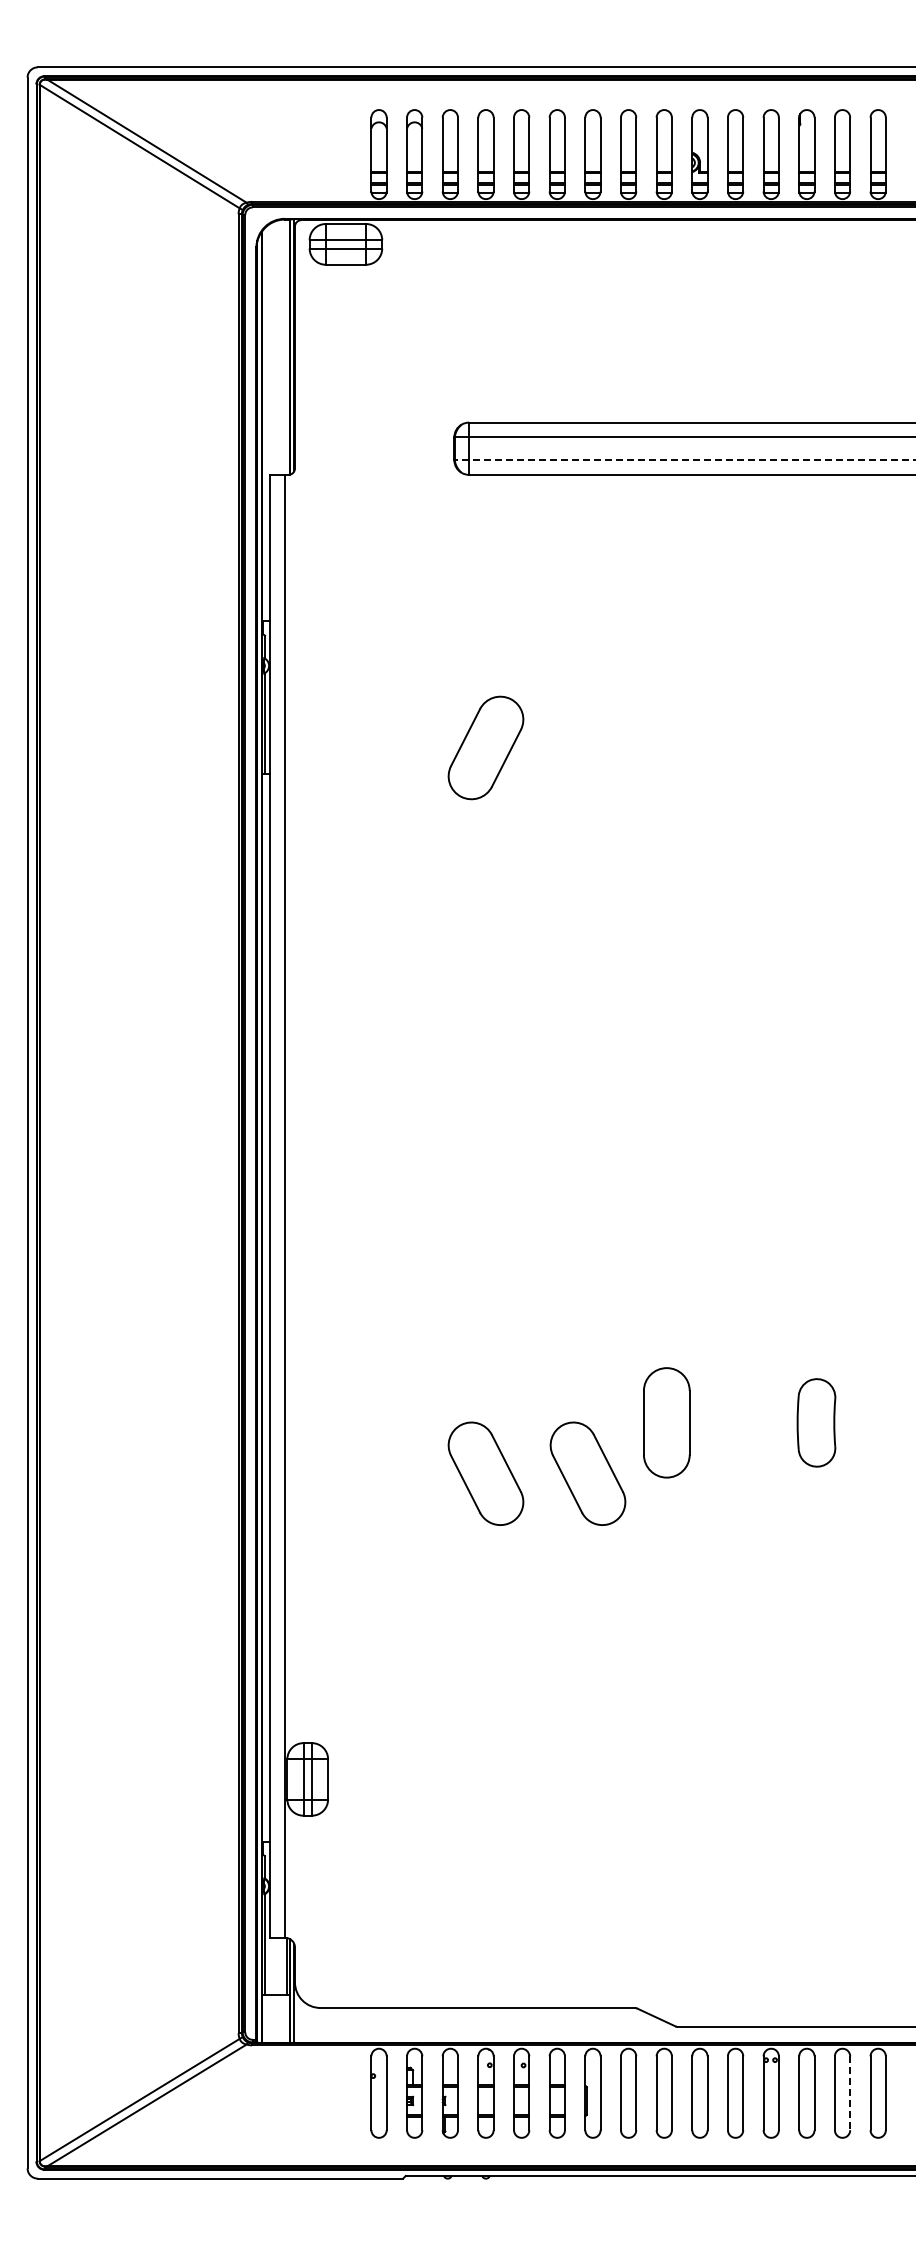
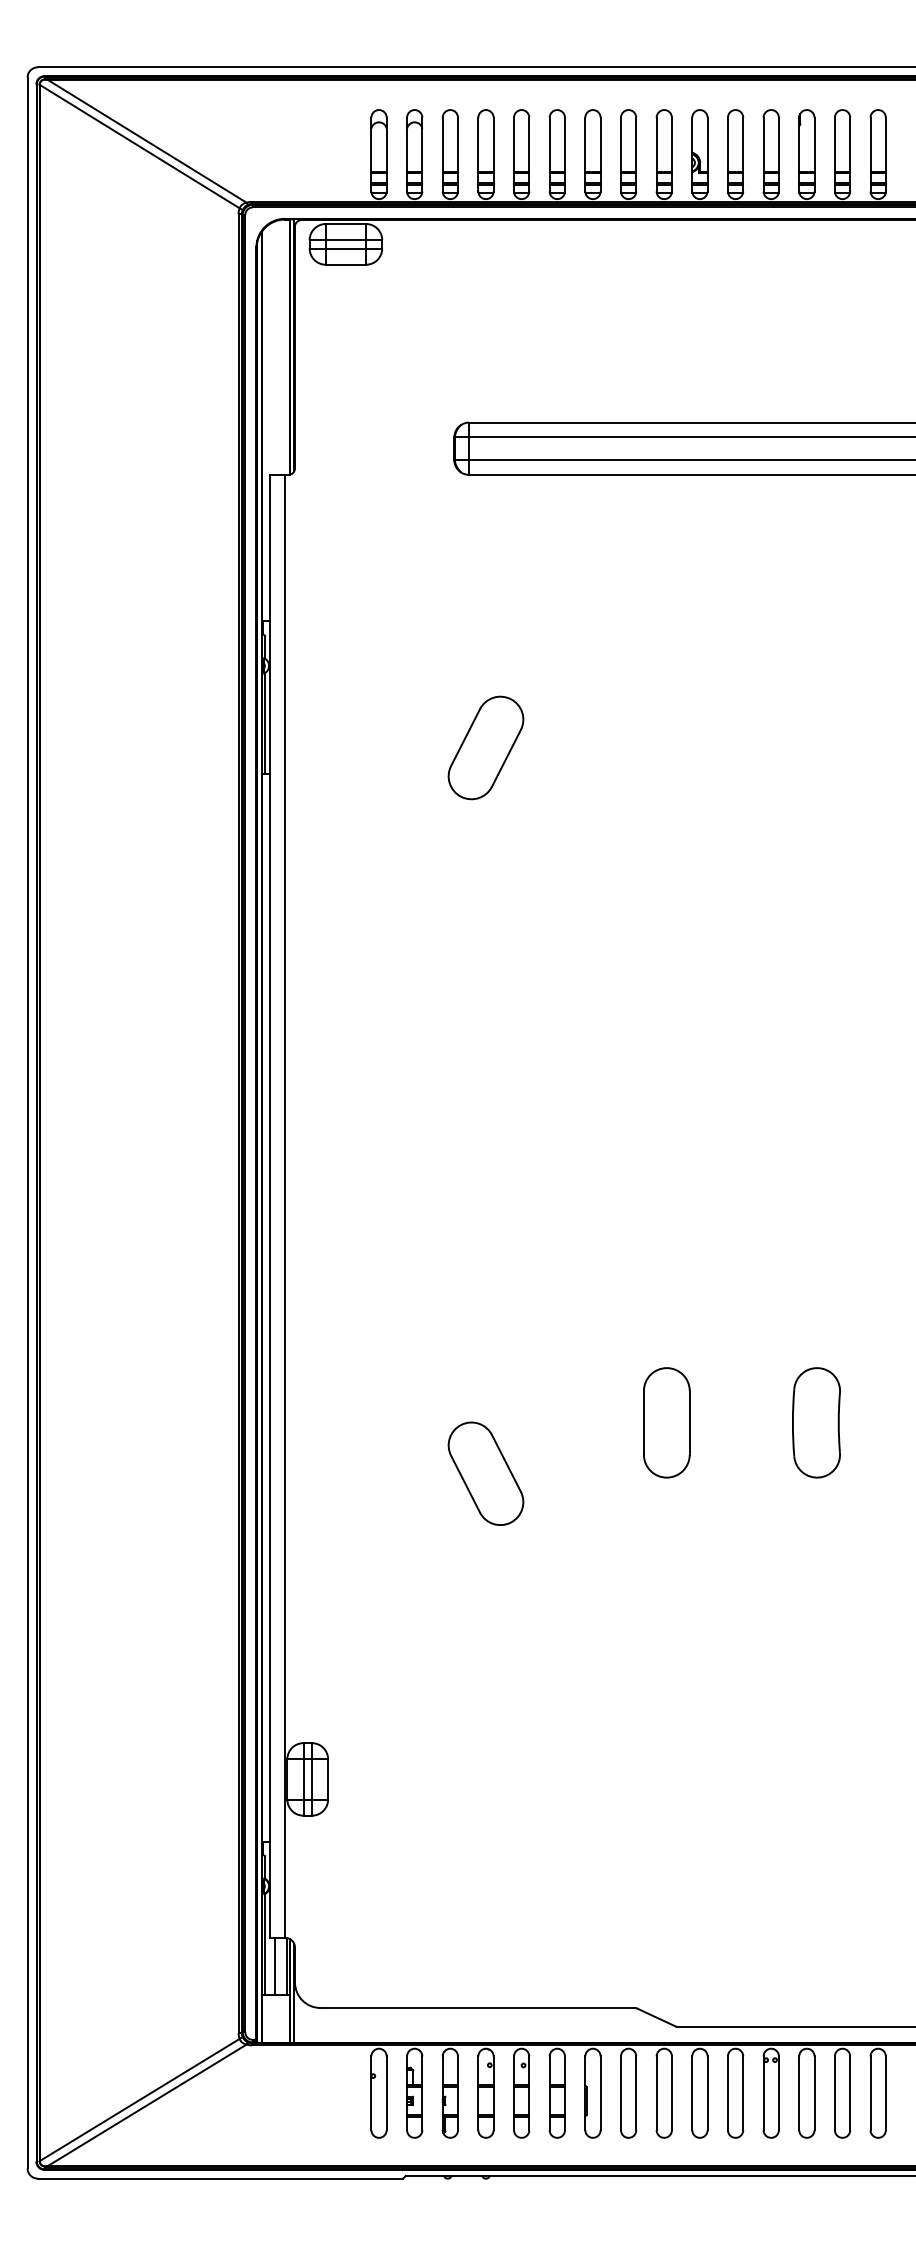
line: dashed -> solid (684, 460)
part size: 41x90 px -> 49x112 px (816, 1422)
part: present -> none (587, 1473)
line: none -> present (274, 1965)
line: dashed -> solid (850, 2093)
